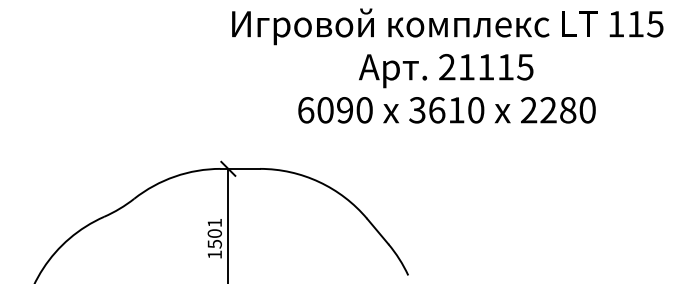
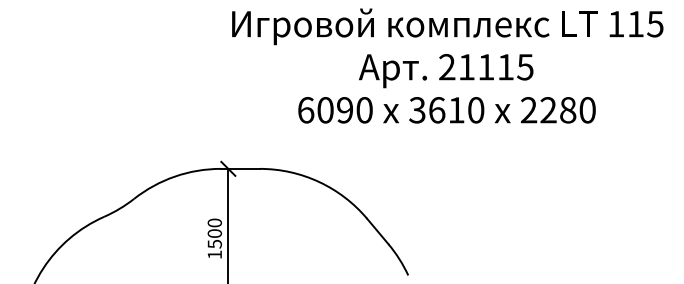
text: 1501 -> 1500 (214, 222)
